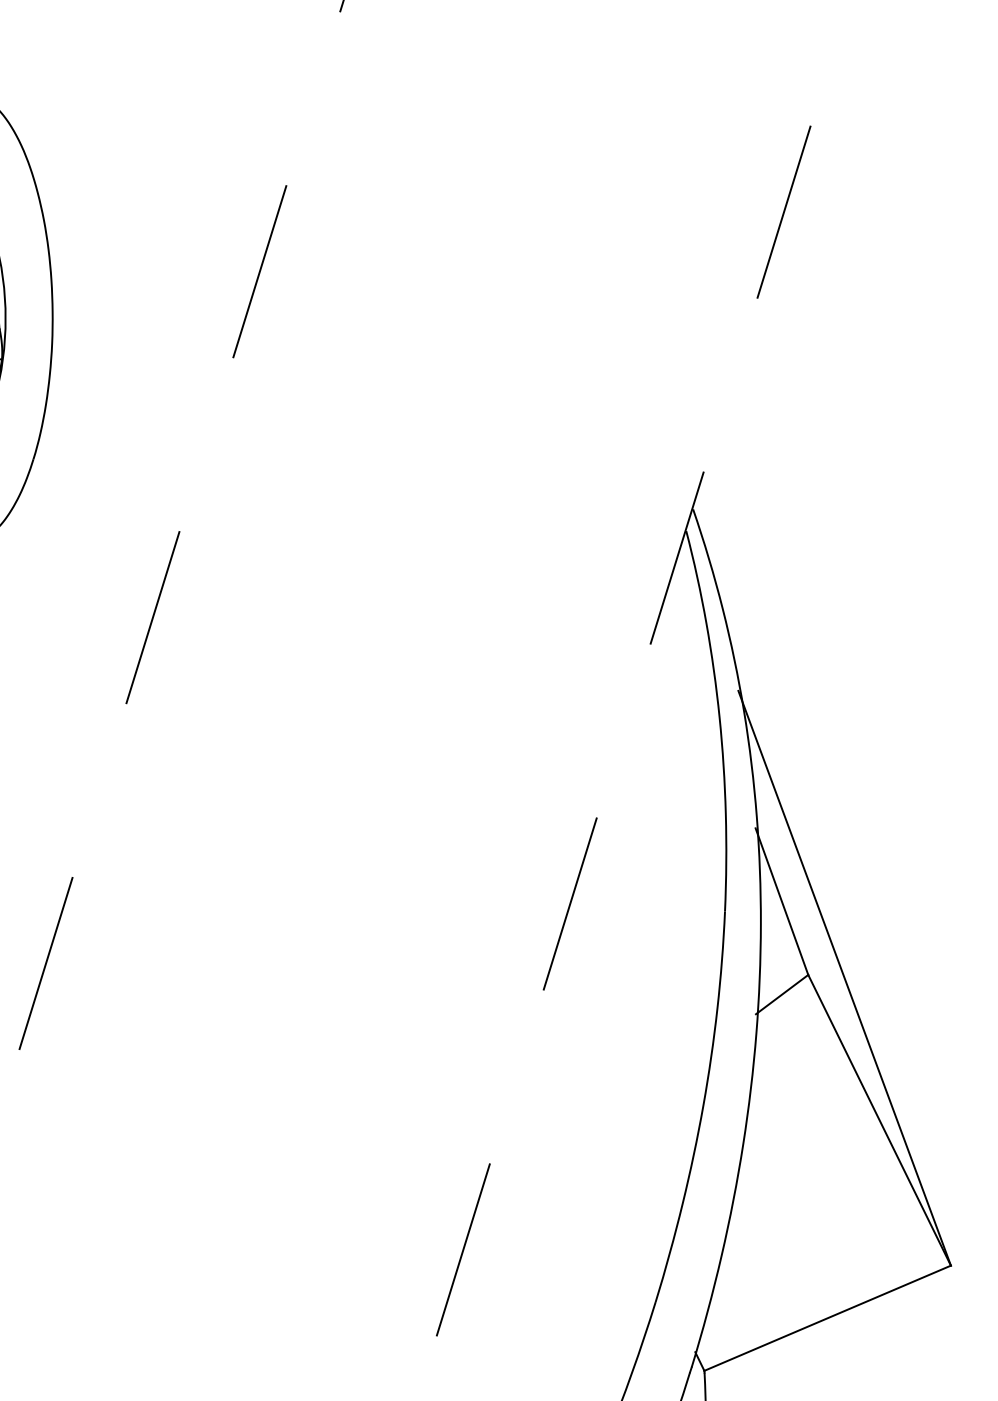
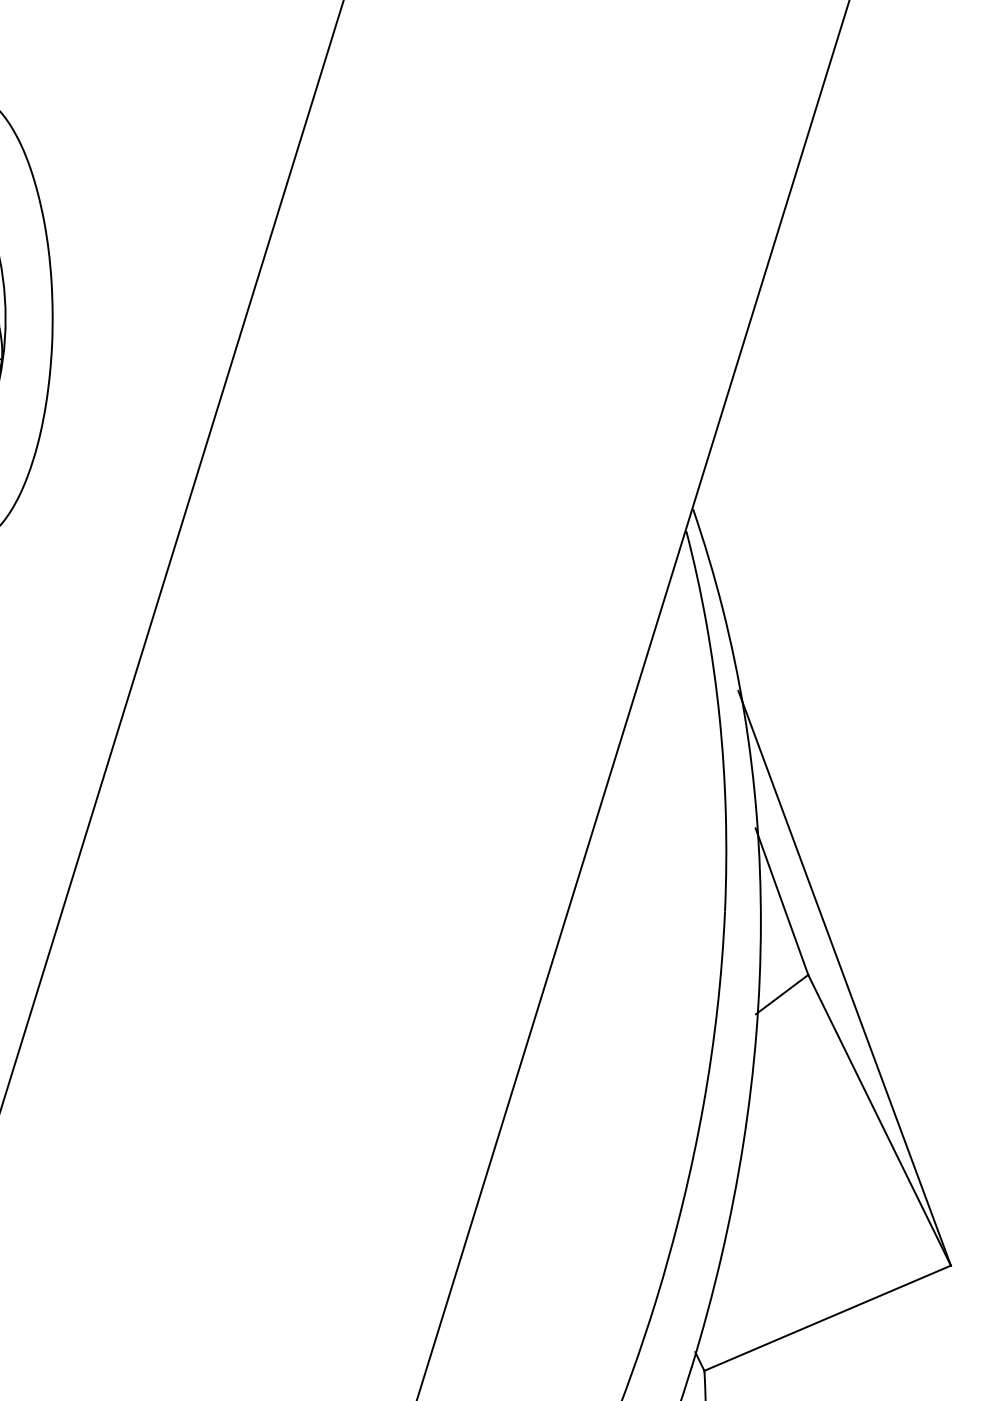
line: dashed -> solid (171, 556)
line: dashed -> solid (633, 700)
